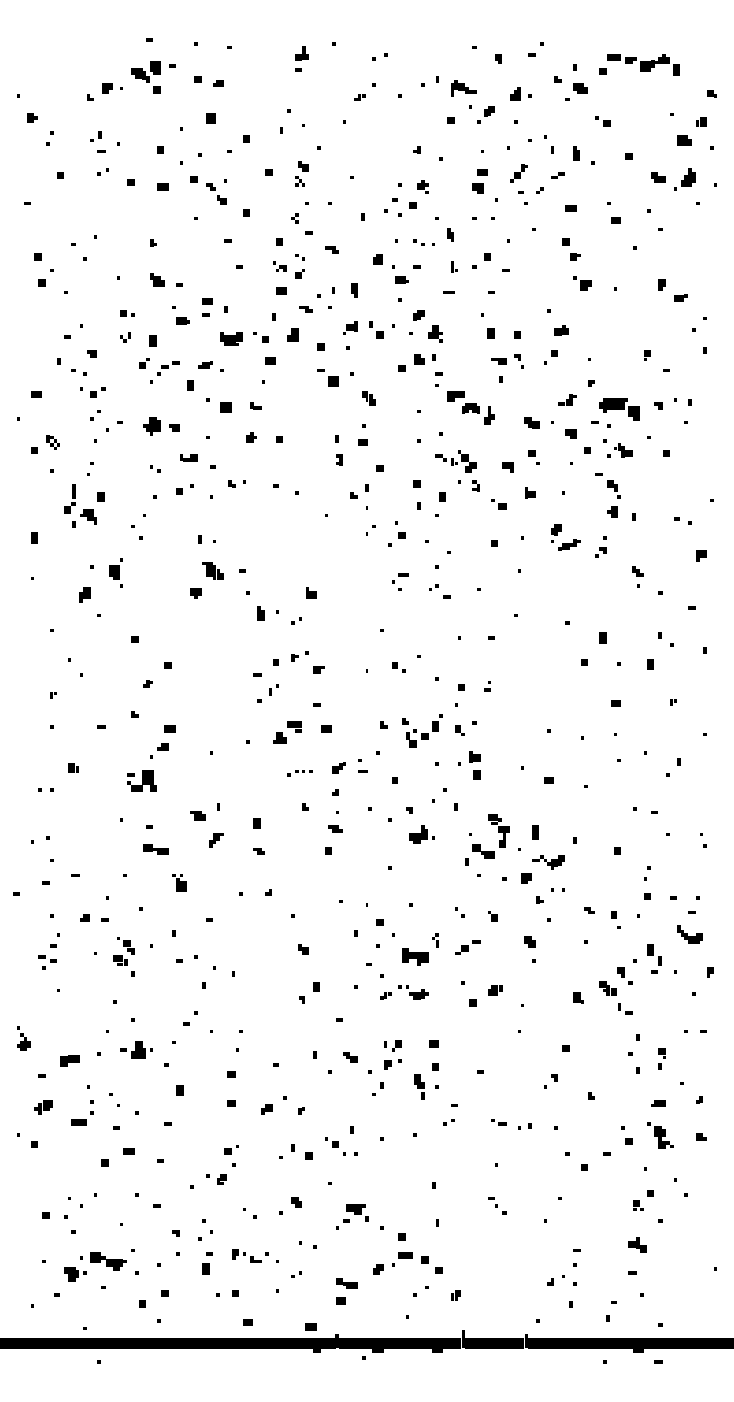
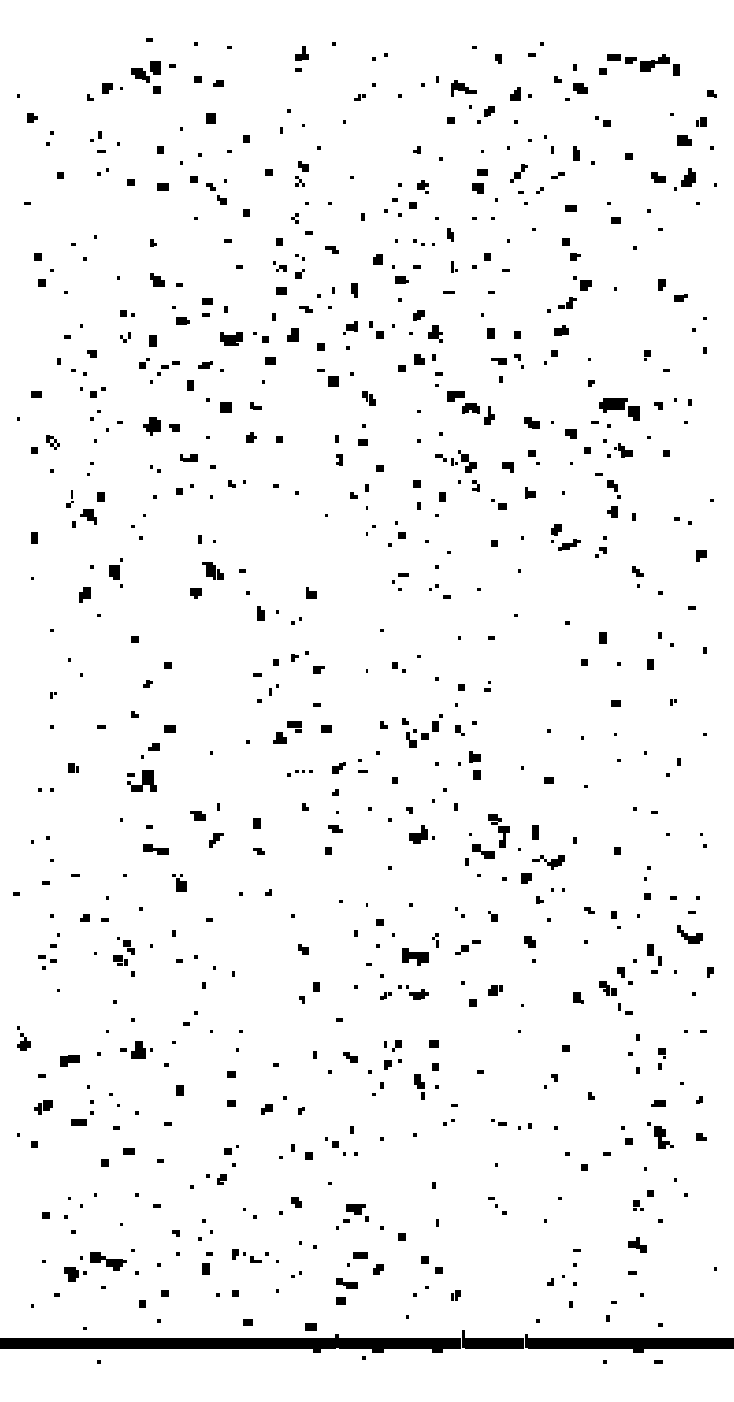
part position: (567, 399) -> (567, 302) (567, 302)
part size: 12x30 px -> 8x18 px (69, 498)
part position: (159, 750) -> (150, 750) (150, 750)
part position: (402, 1259) -> (357, 1259) (357, 1259)
